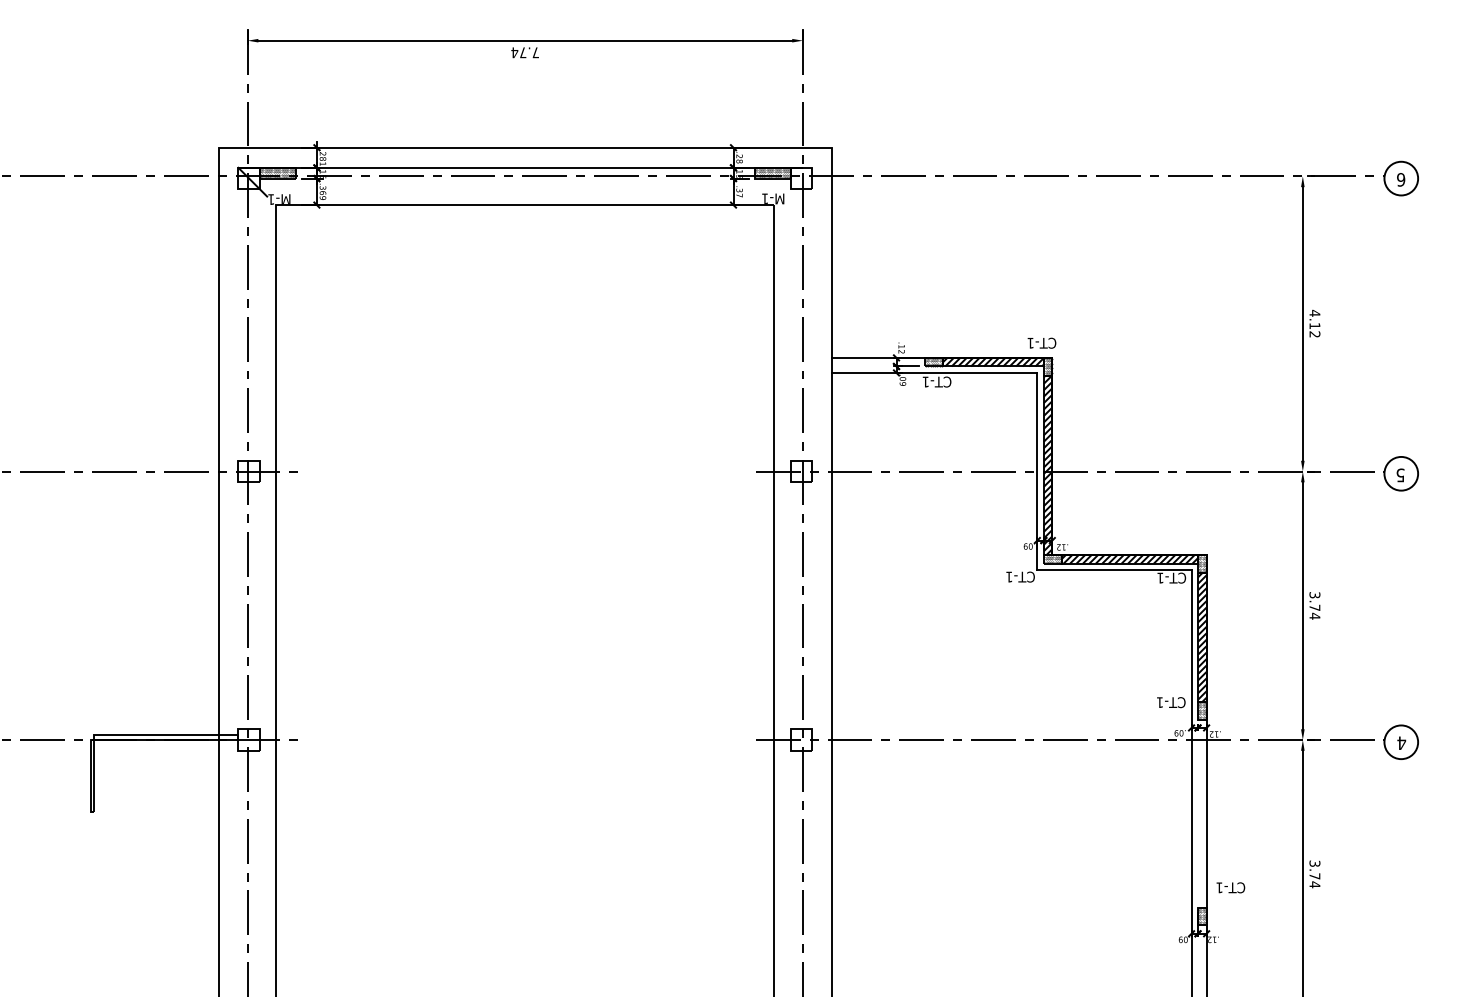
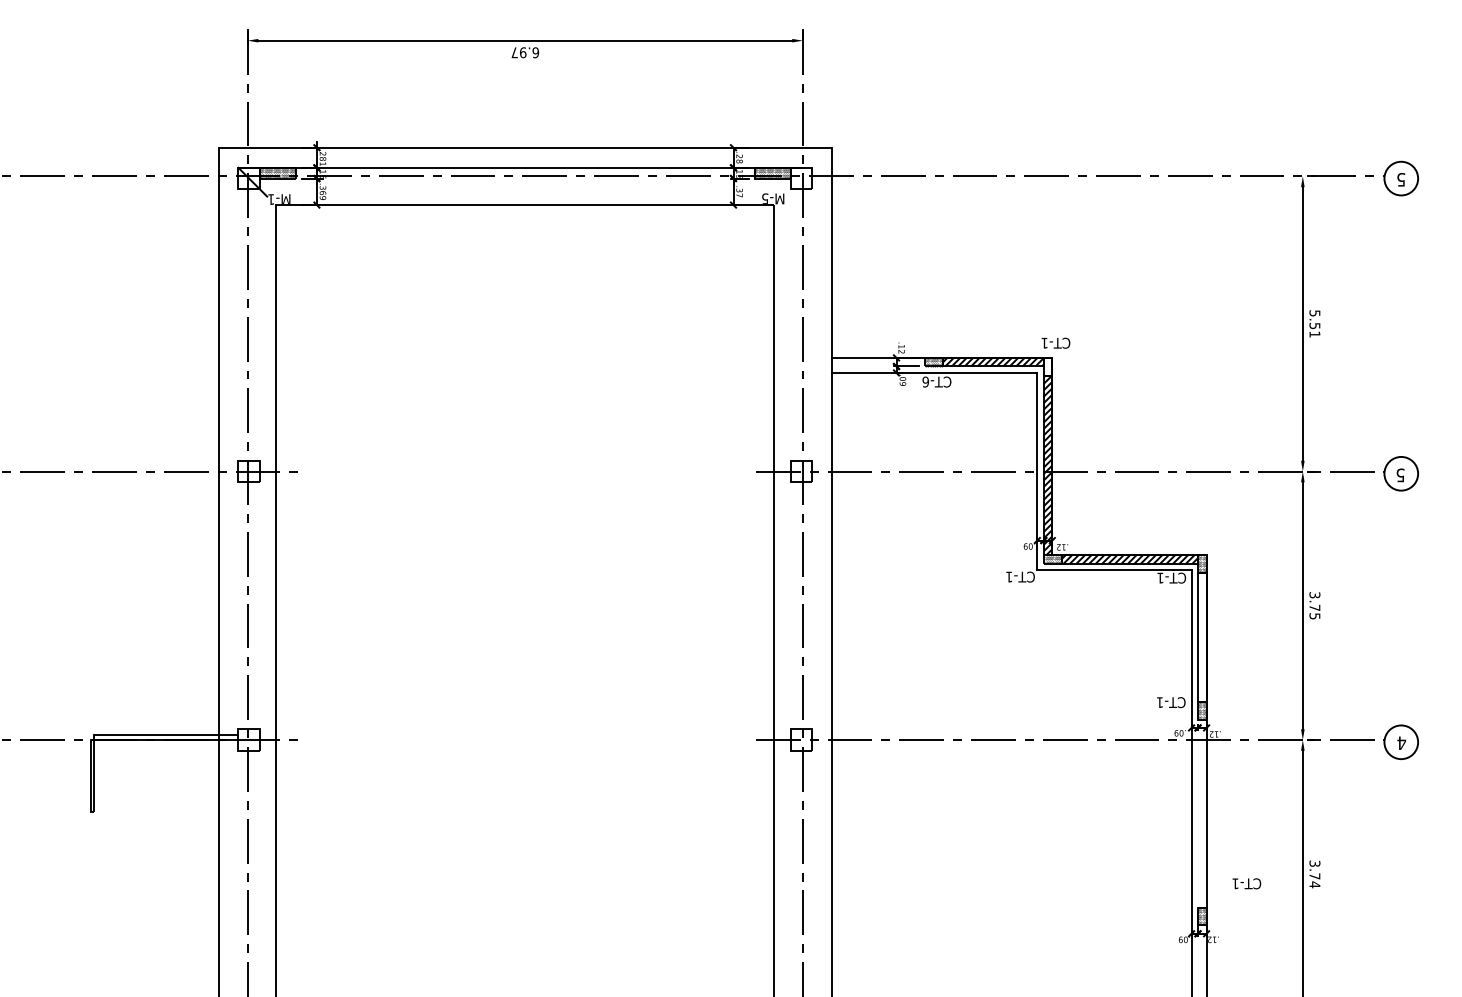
text: 7.74 -> 6.97 (525, 52)
text: 6 -> 5 (1401, 179)
text: M-1 -> M-5 (765, 198)
text: 4.12 -> 5.51 (1314, 323)
text position: (1041, 342) -> (1055, 342) (1055, 342)
hatch: present -> none (1048, 367)
text: CT-1 -> CT-6 (925, 381)
text: 3.74 -> 3.75 (1314, 615)
hatch: present -> none (1201, 637)
text position: (1230, 887) -> (1246, 883) (1246, 883)
